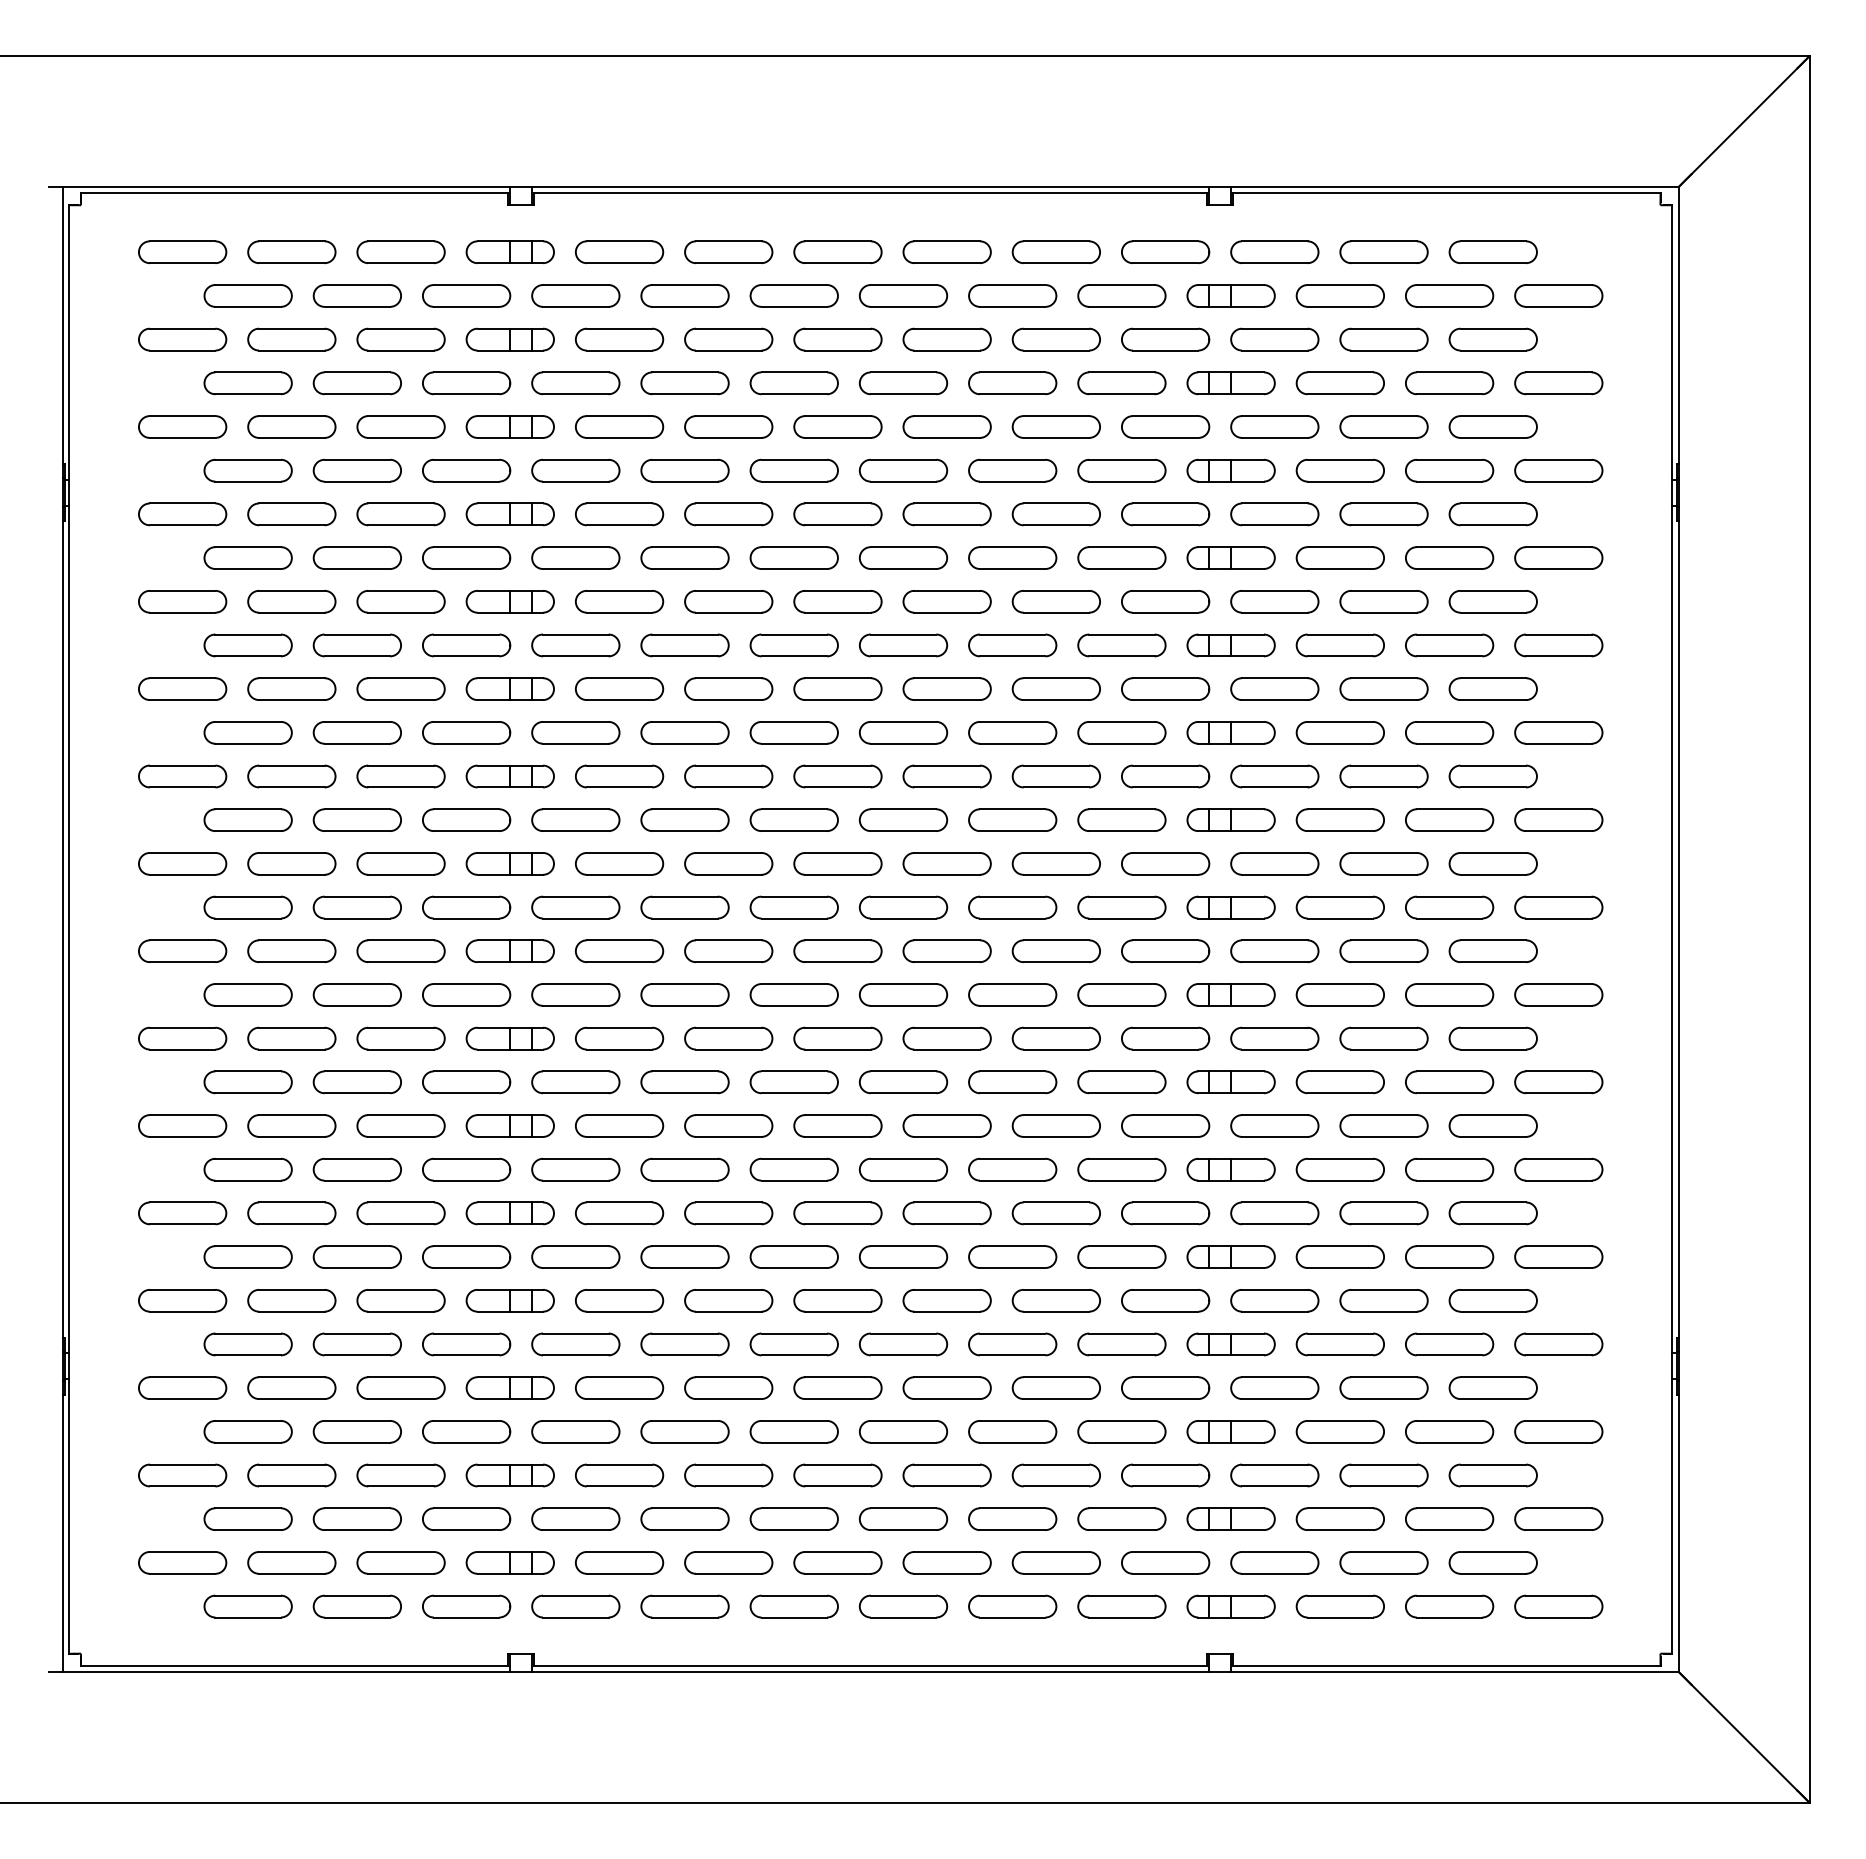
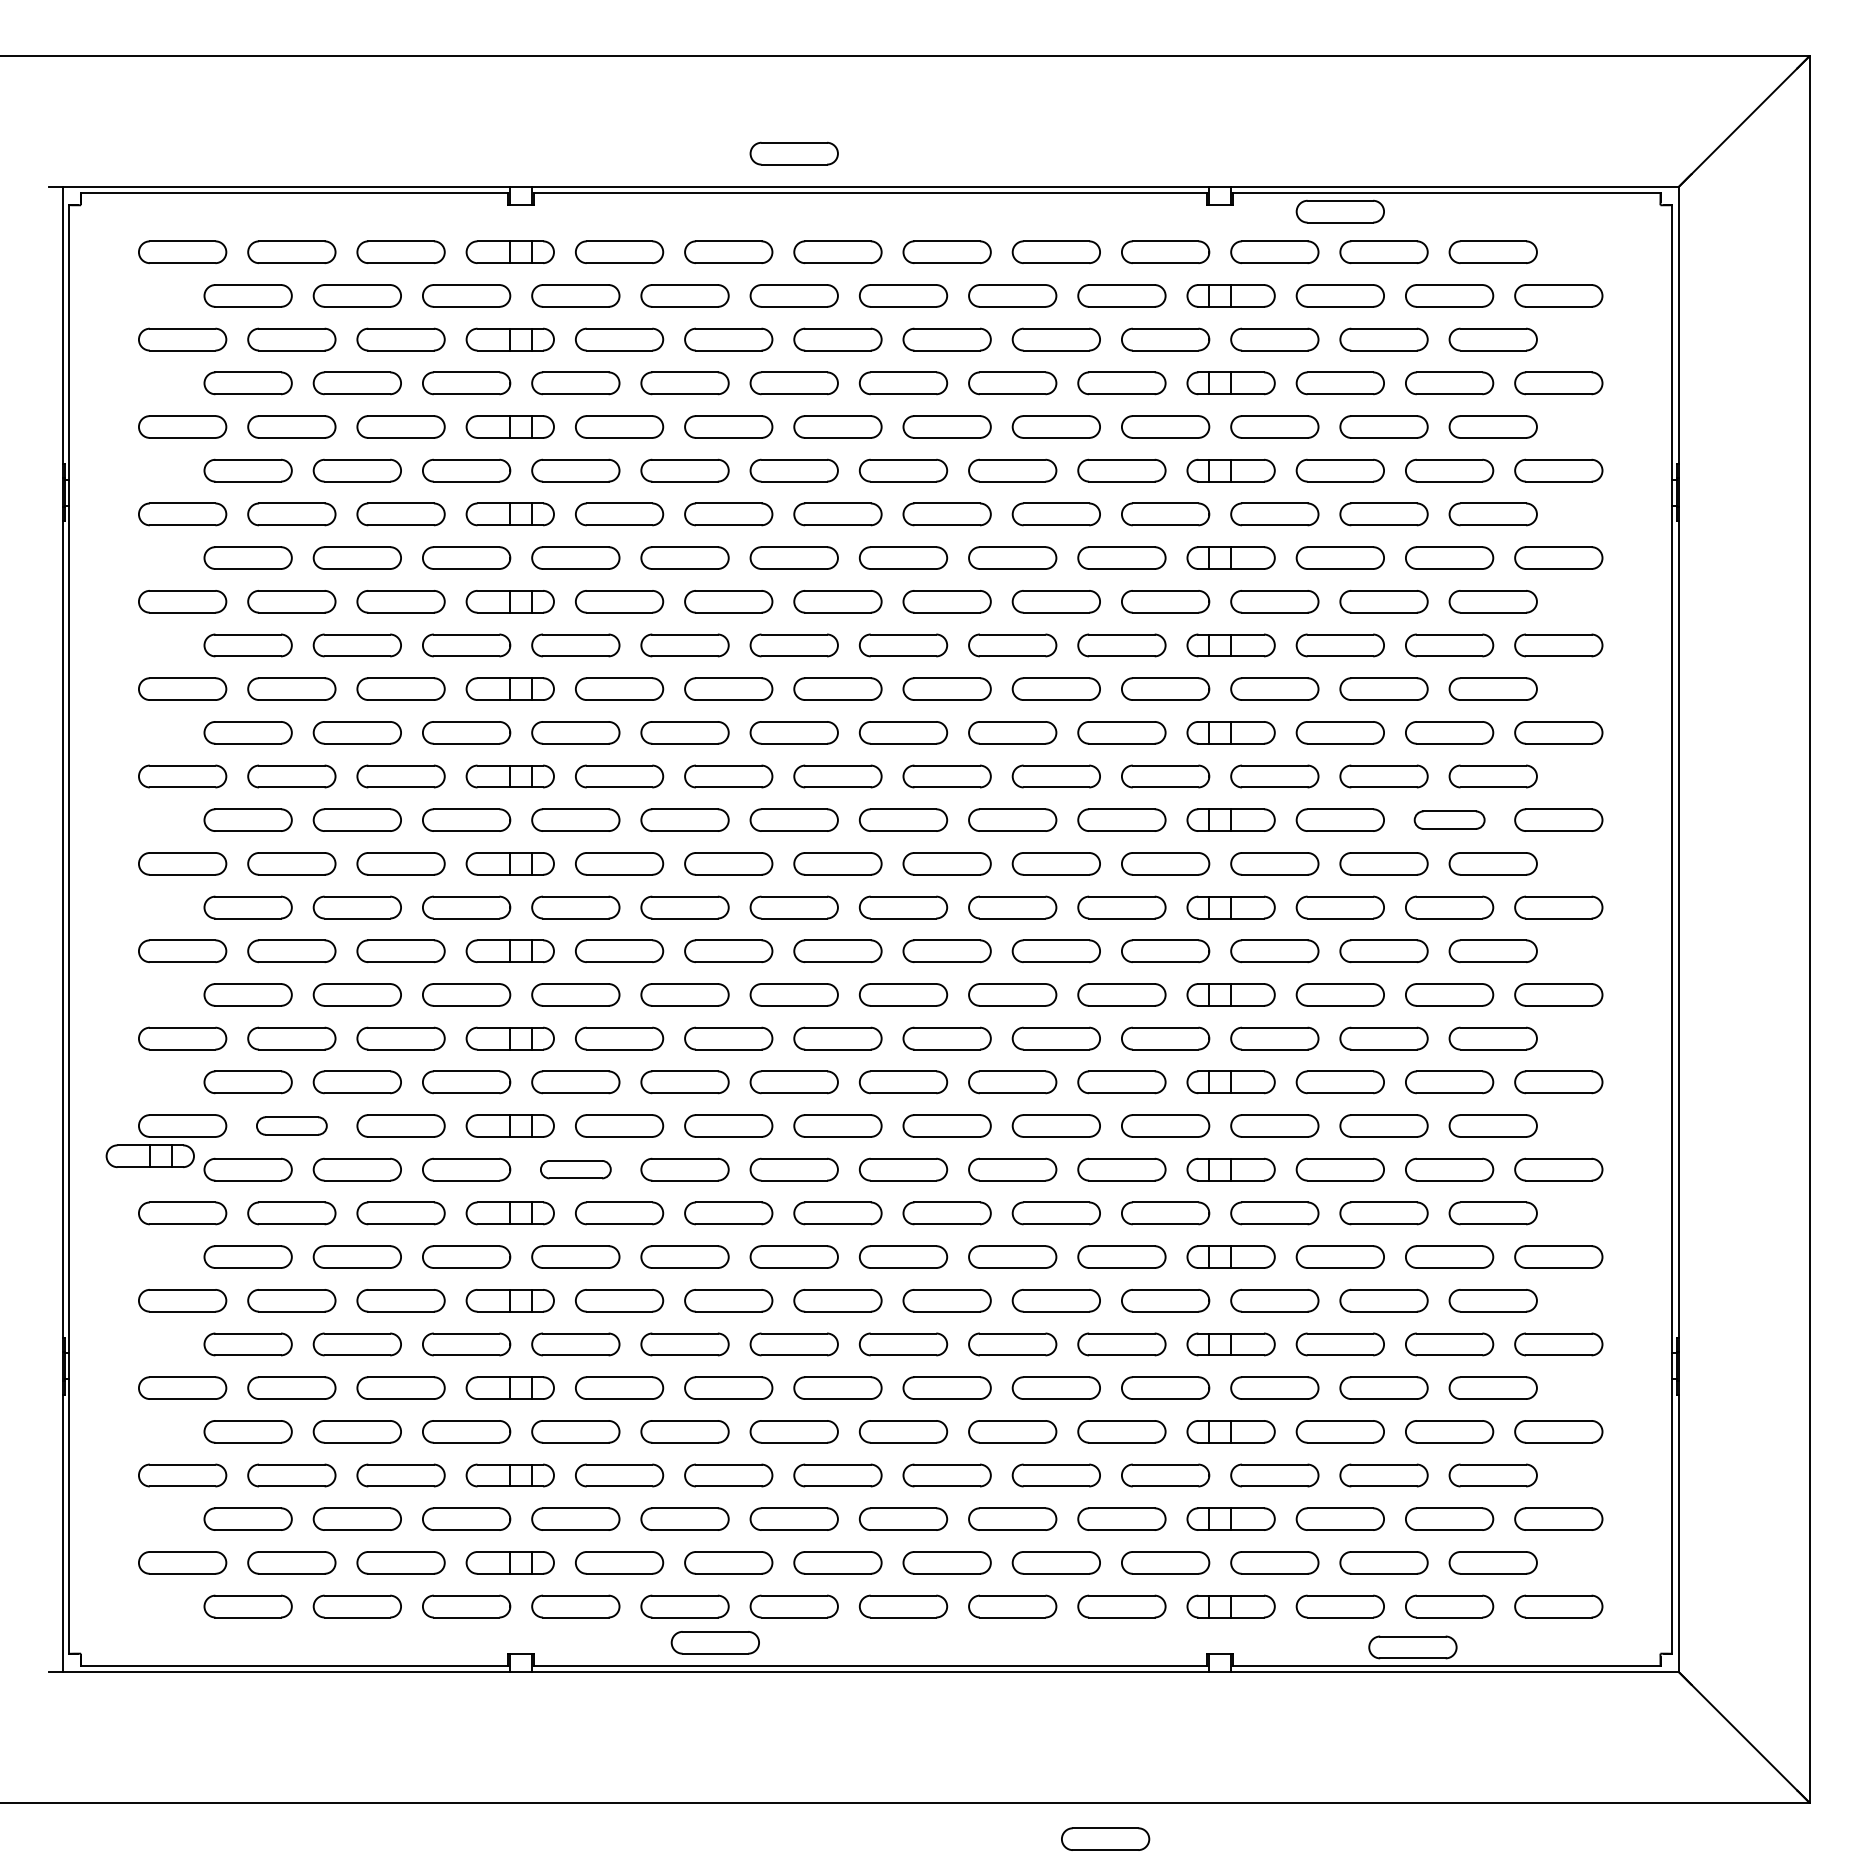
part: none -> present (793, 153)
part: none -> present (1339, 211)
part size: 90x24 px -> 73x20 px (1449, 819)
part size: 90x24 px -> 72x20 px (291, 1125)
part: none -> present (149, 1155)
part size: 90x25 px -> 72x20 px (575, 1169)
part: none -> present (714, 1642)
part: none -> present (1412, 1647)
part: none -> present (1105, 1838)
